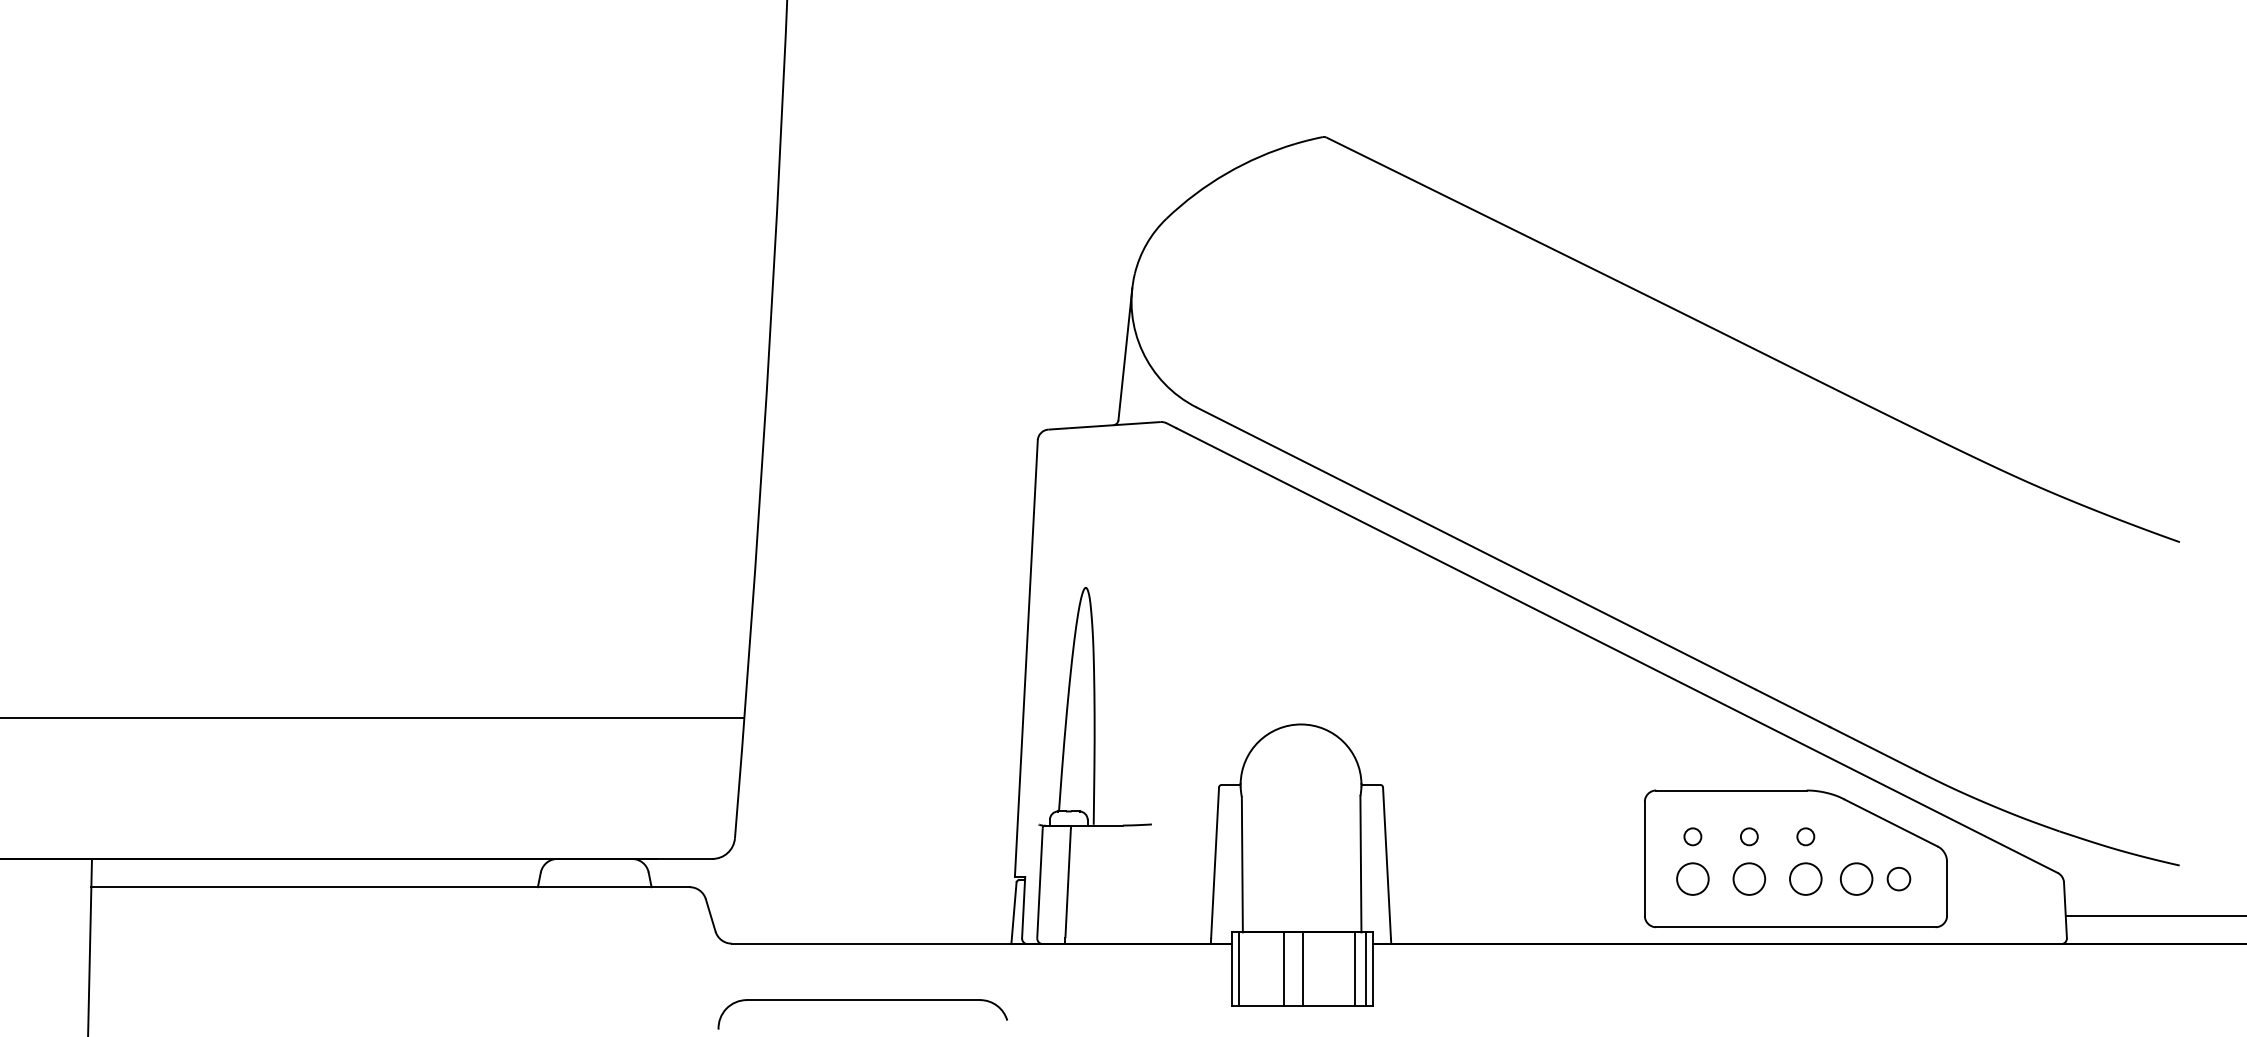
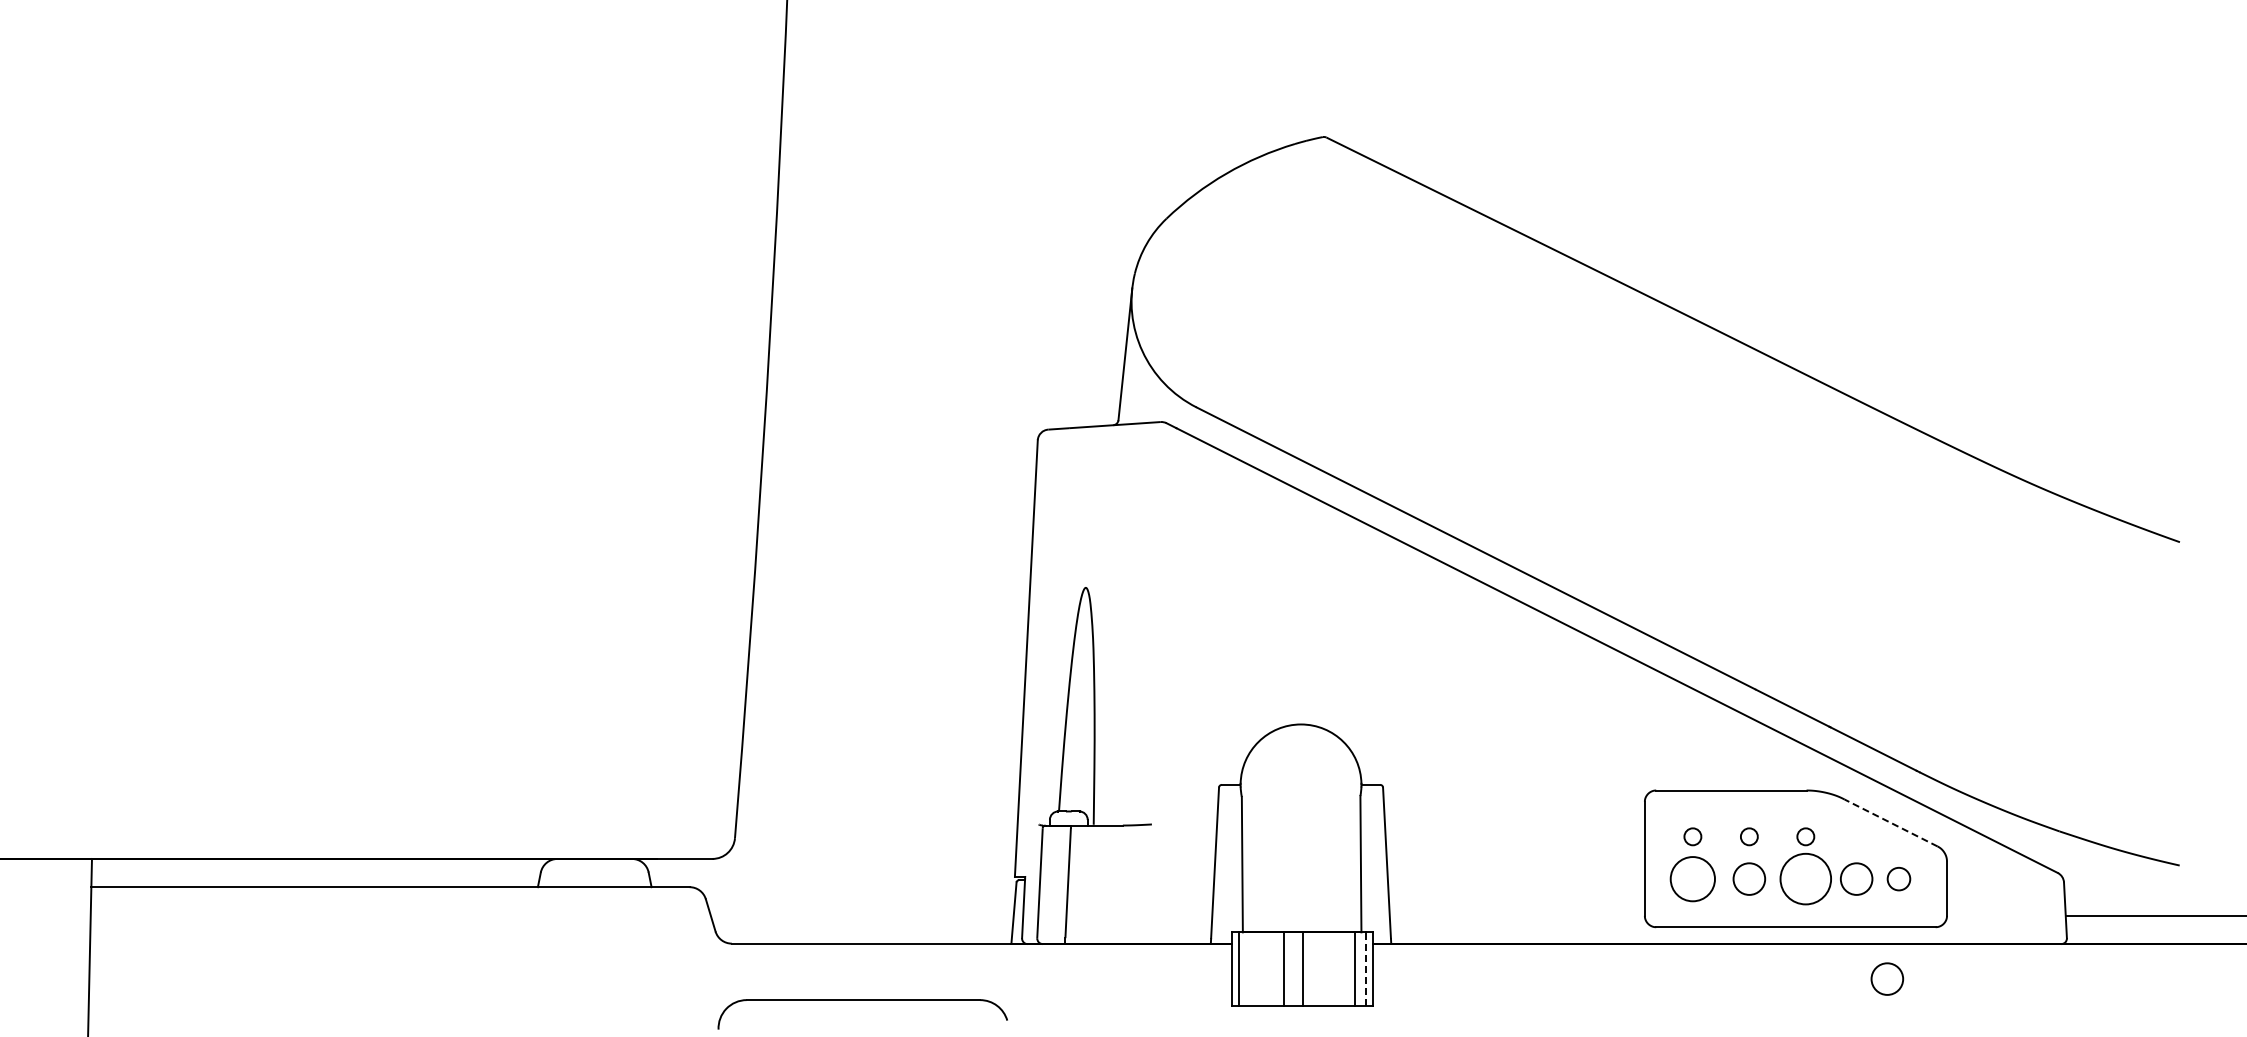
line: present -> none (373, 717)
line: solid -> dashed (1890, 822)
circle size: 34x34 px -> 47x47 px (1692, 879)
circle diameter: 32 px -> 51 px (1805, 878)
line: solid -> dashed (1366, 969)
circle: none -> present (1887, 978)
